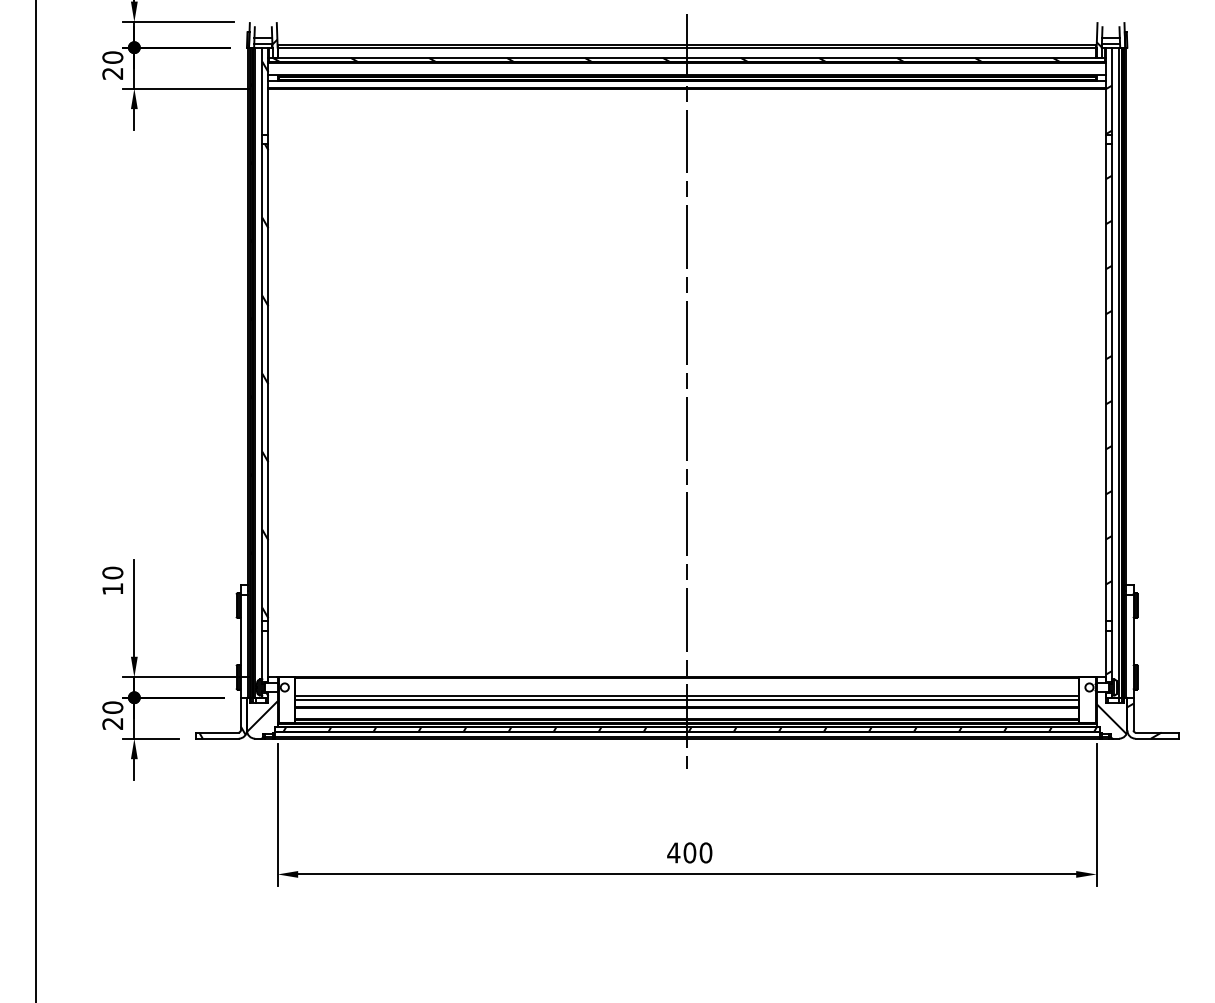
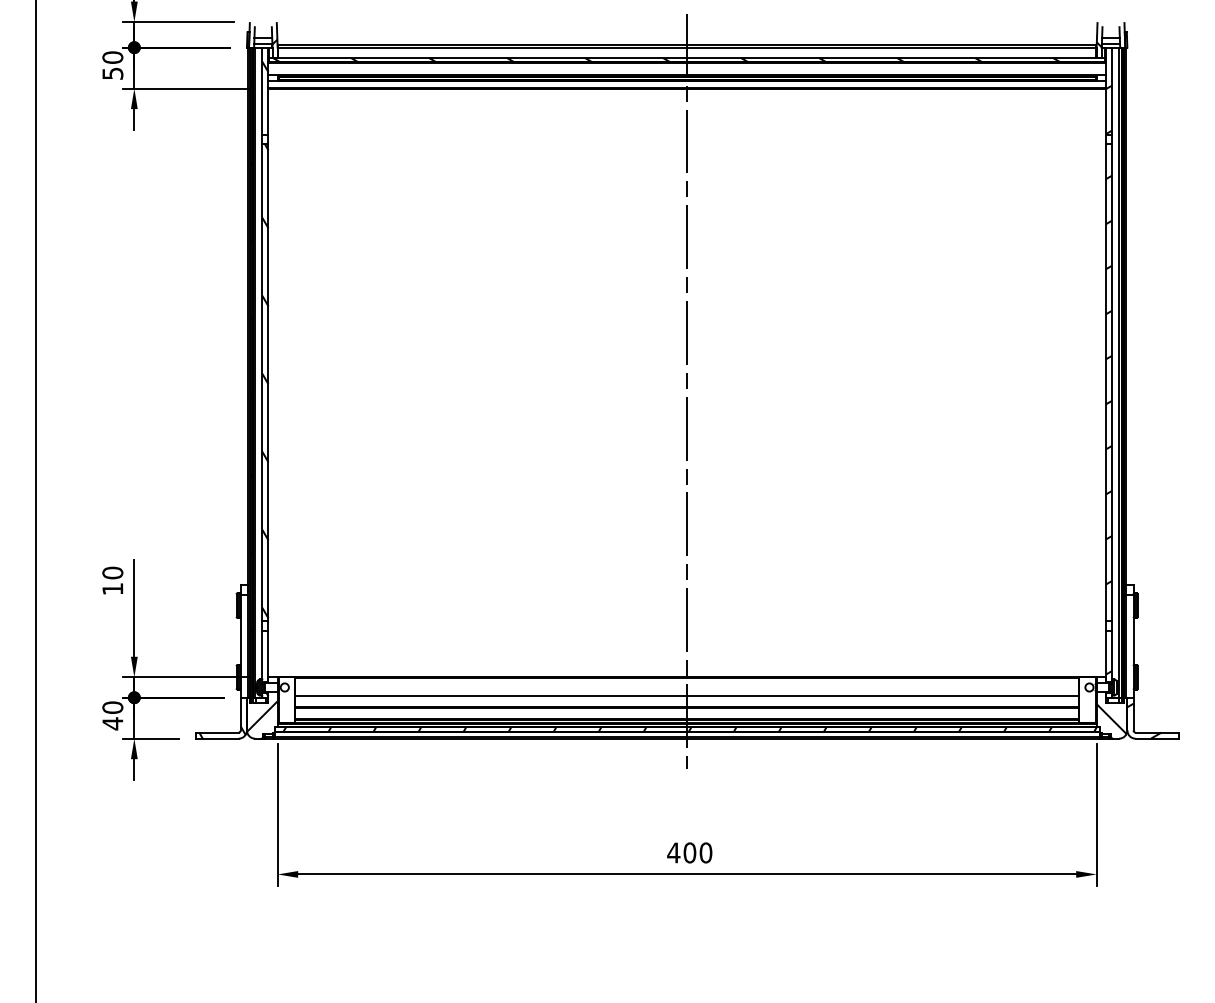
text: 20 -> 50 (112, 73)
line: present -> none (687, 699)
text: 20 -> 40 (112, 723)
